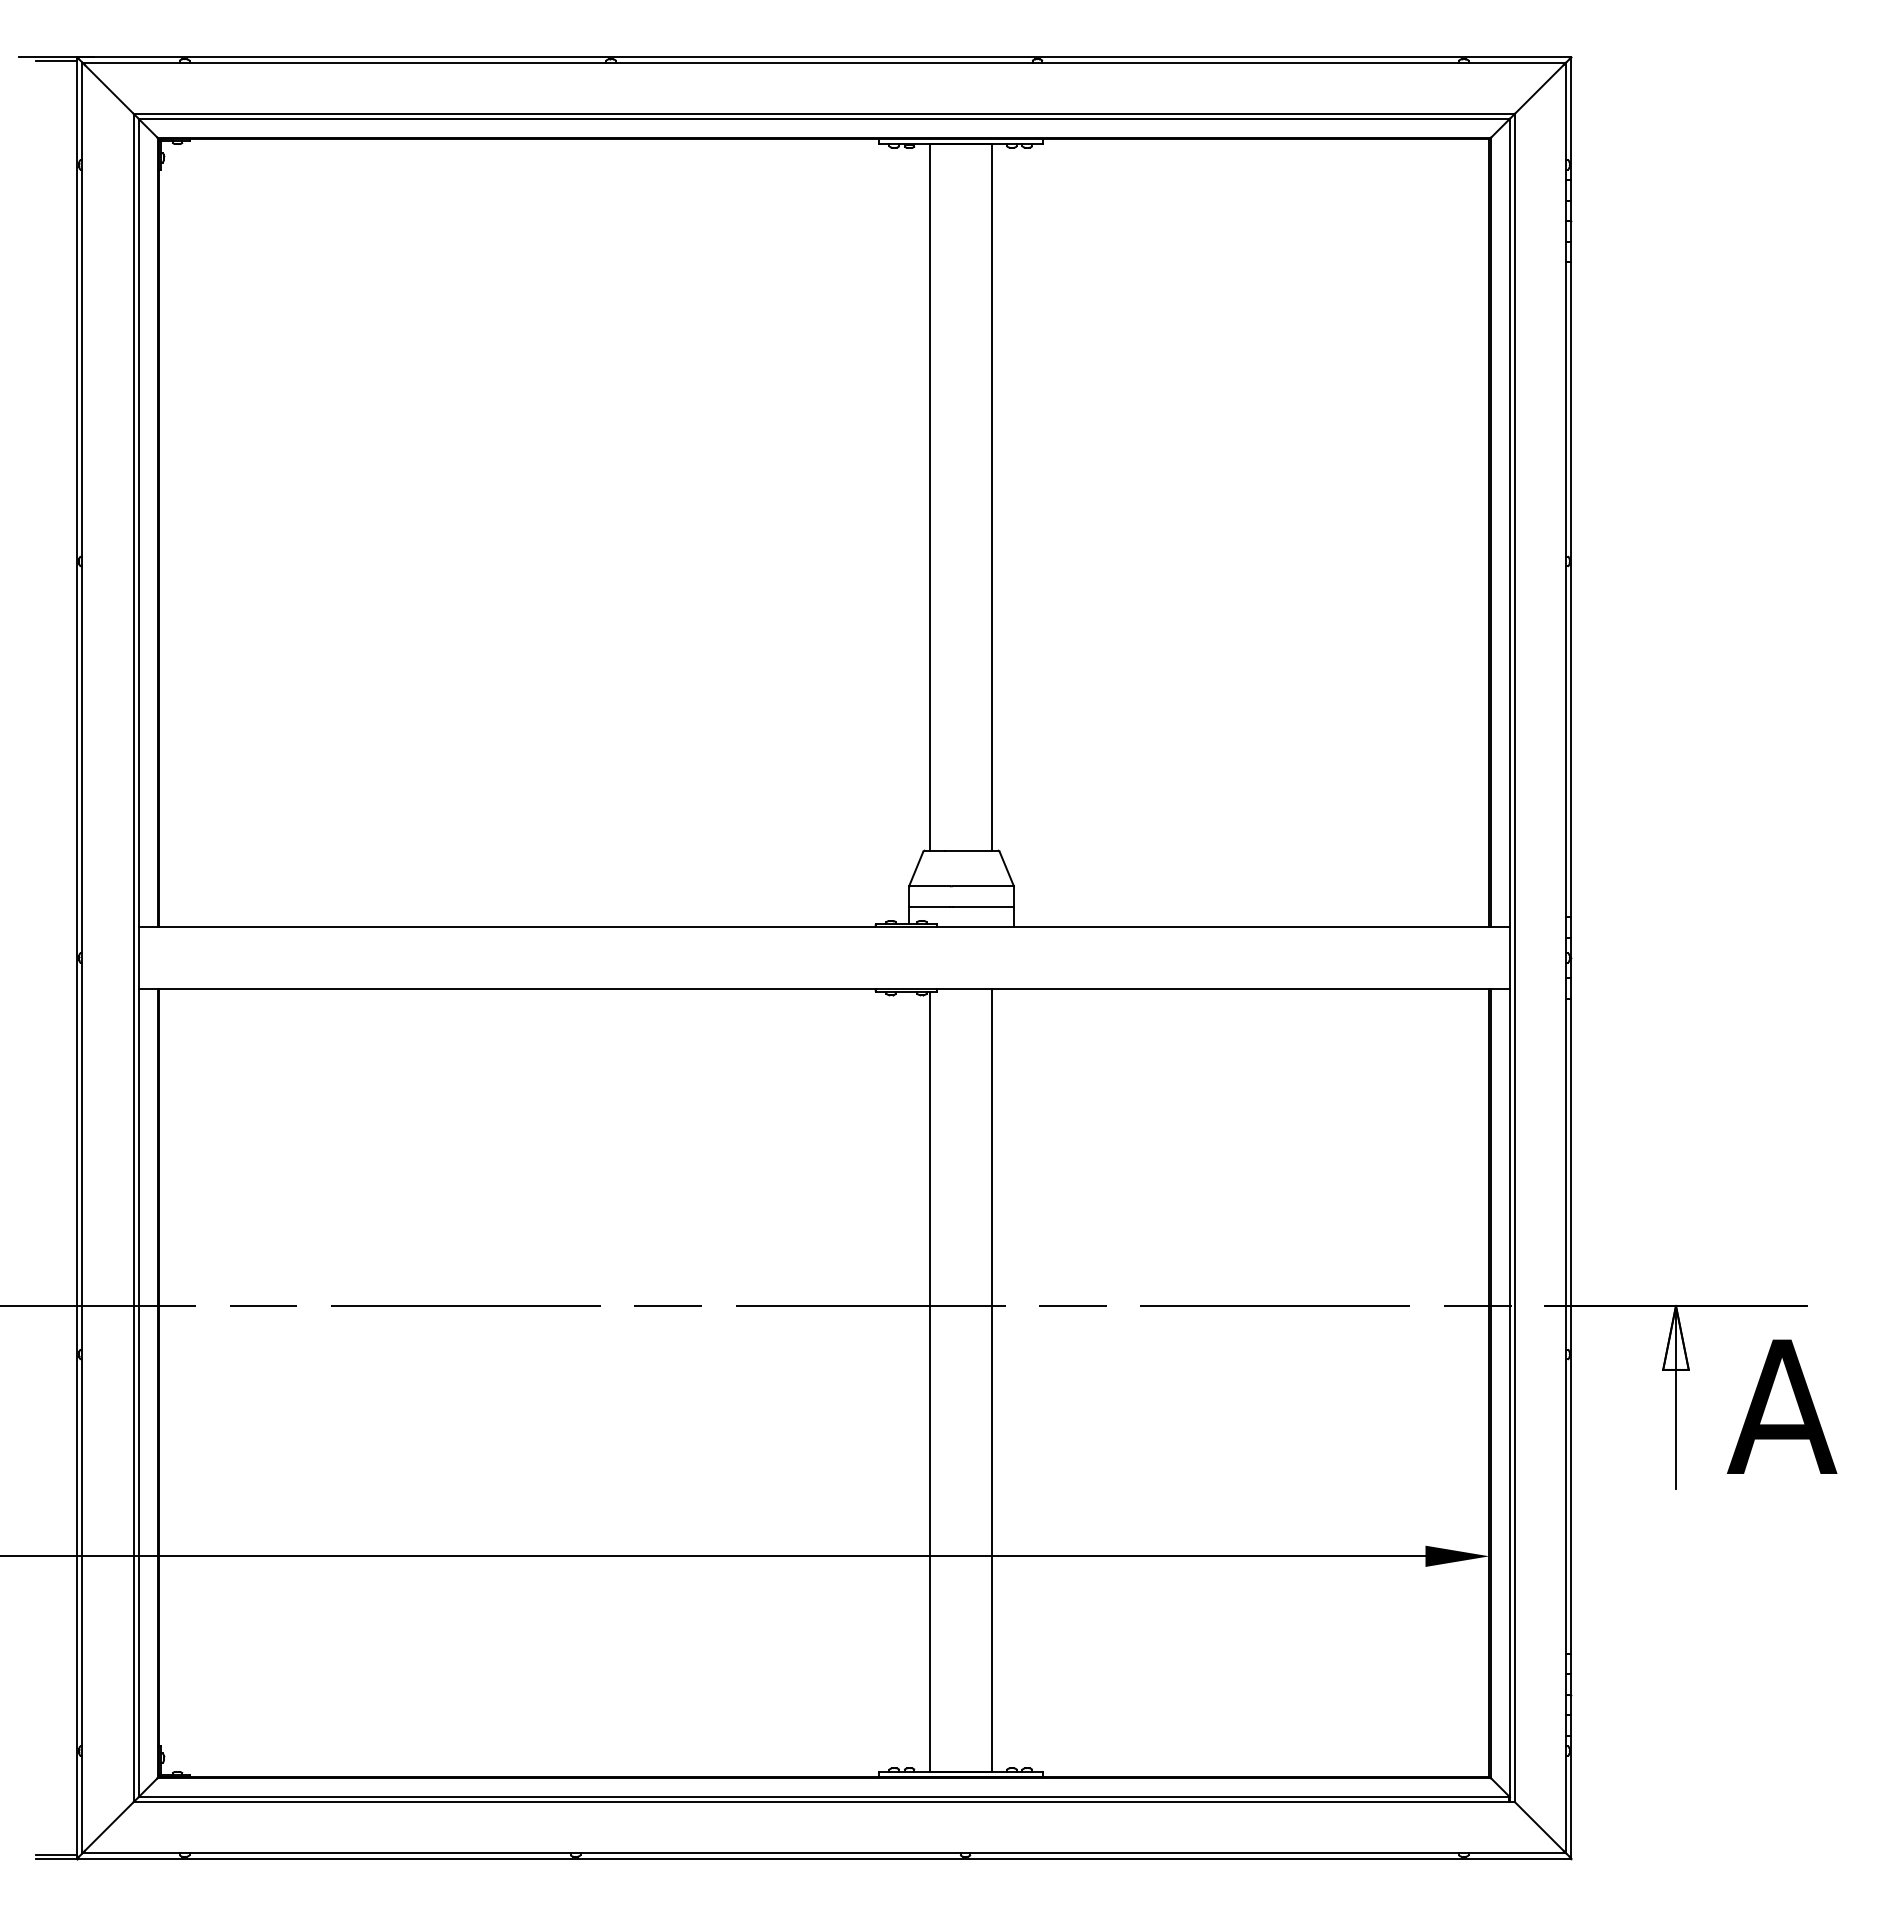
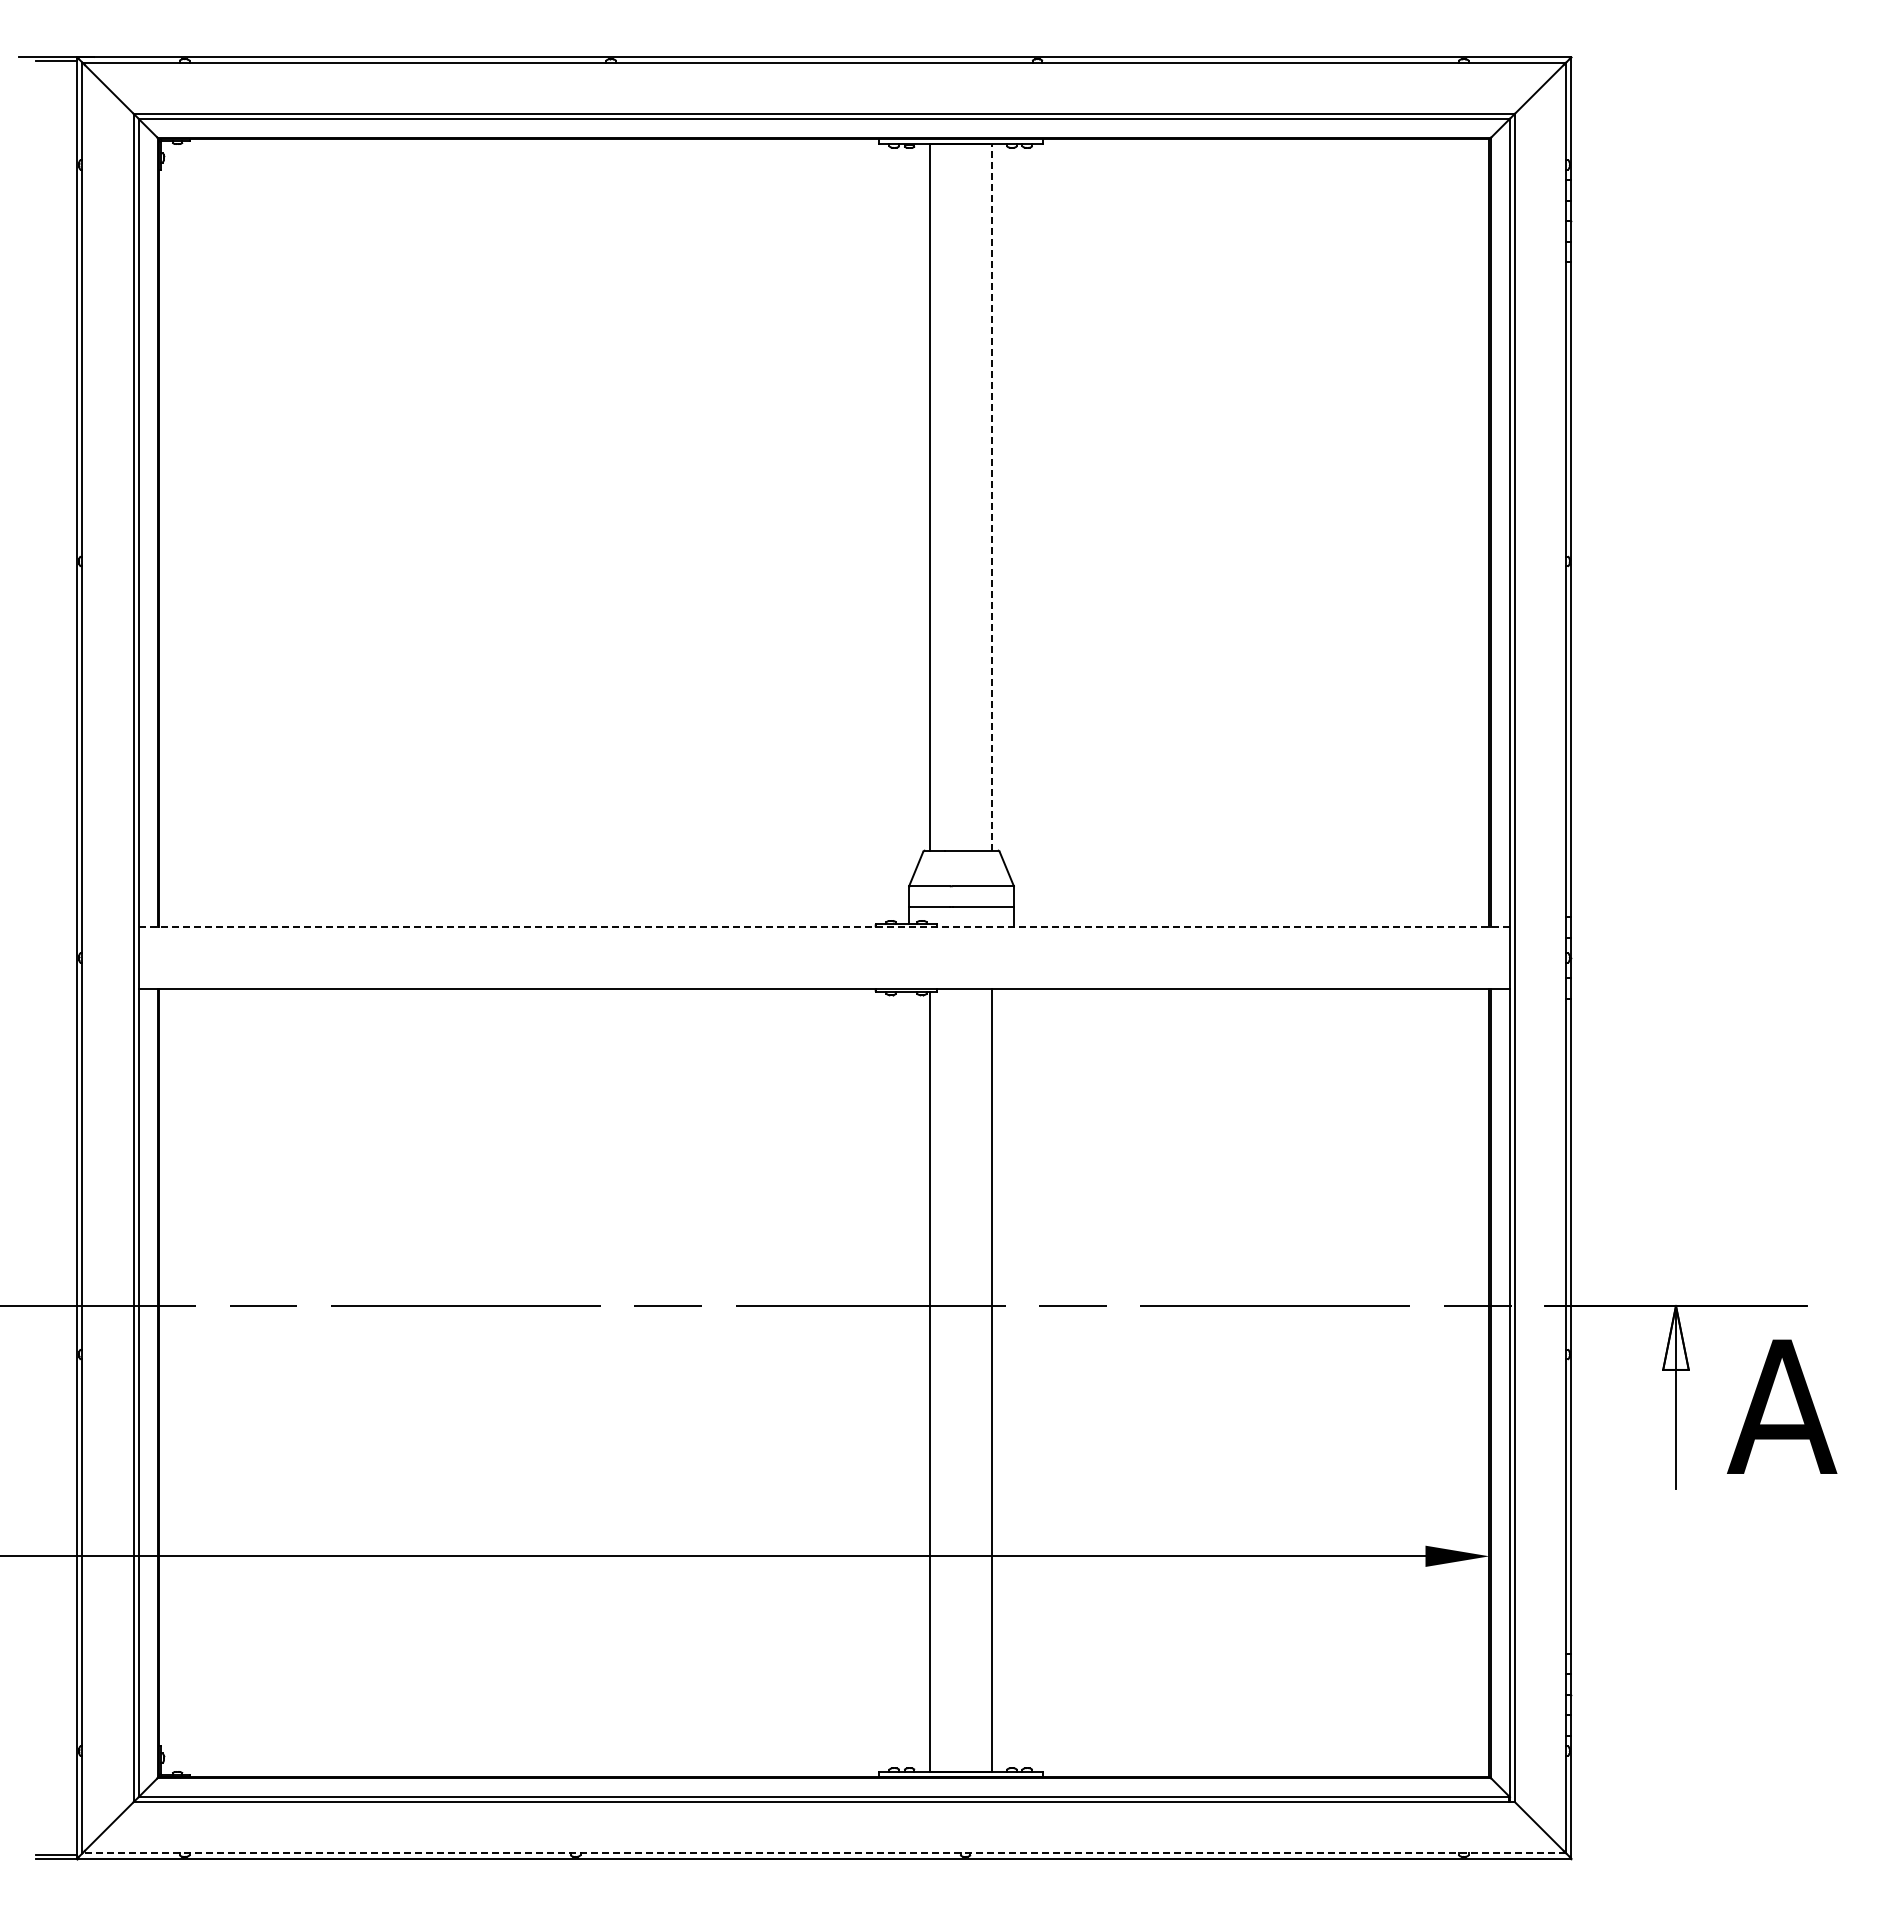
line: solid -> dashed (991, 496)
line: solid -> dashed (824, 927)
line: solid -> dashed (824, 1853)
